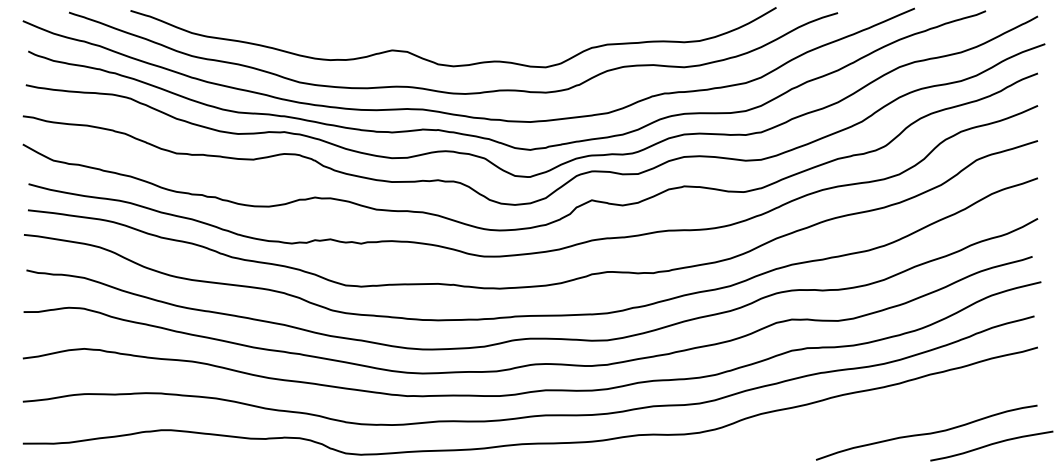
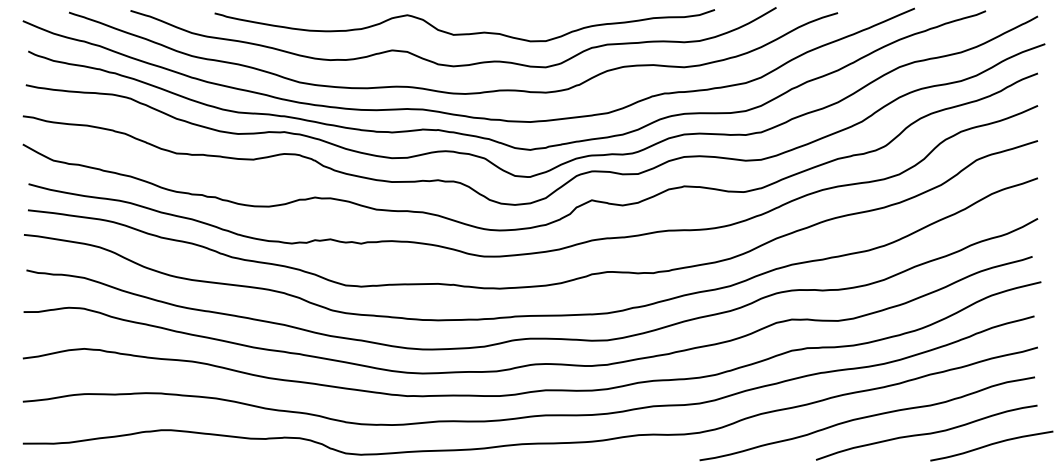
curve: none -> present (464, 33)
curve: none -> present (866, 417)
